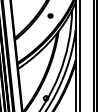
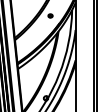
line: present -> none (80, 55)
